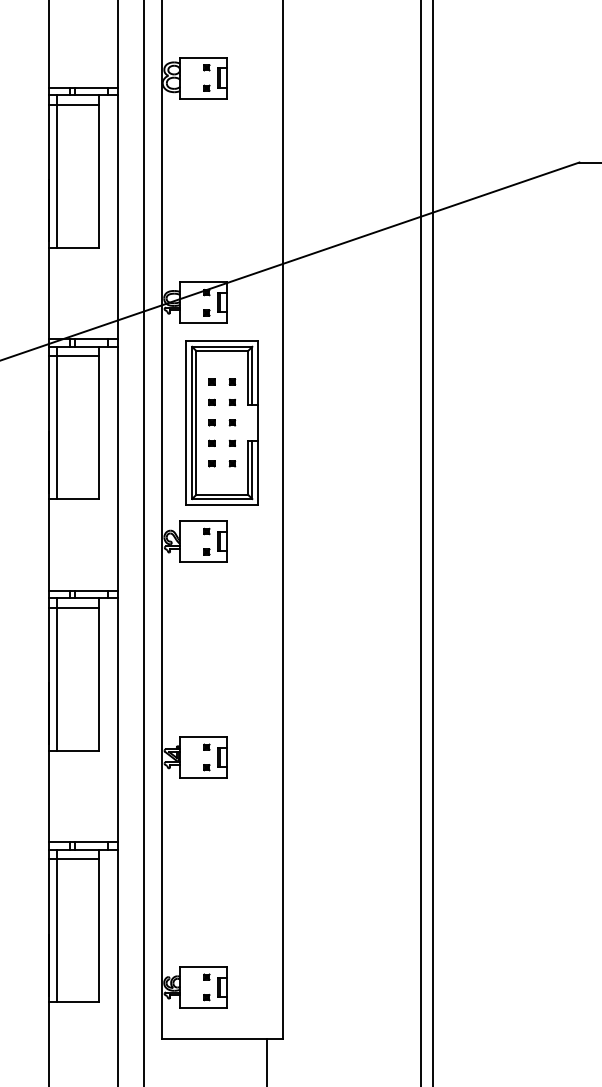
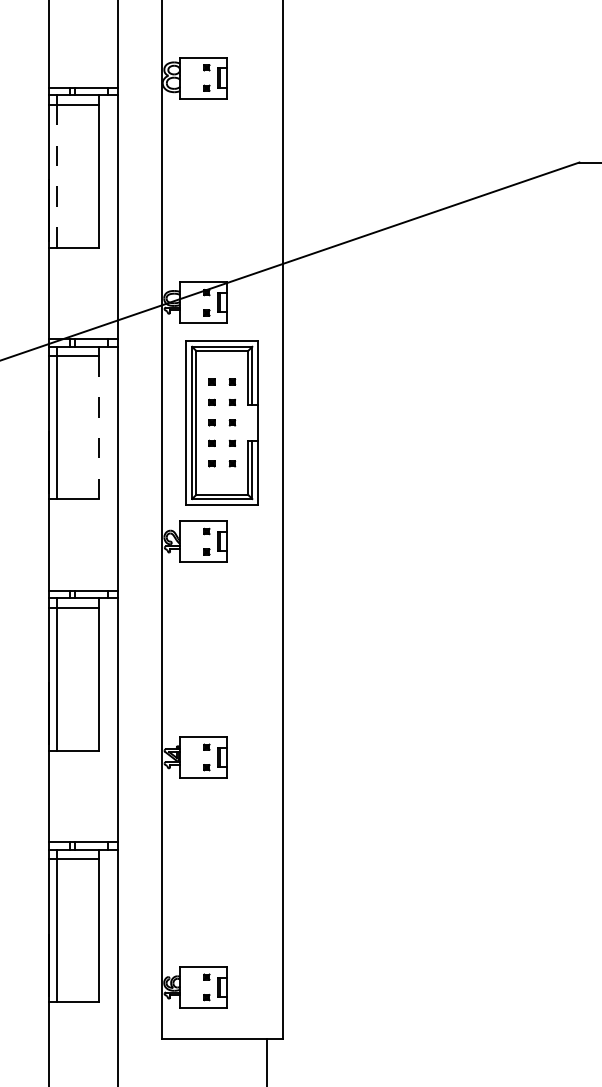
line: solid -> dashed (56, 176)
line: solid -> dashed (98, 427)
line: present -> none (143, 542)
line: present -> none (421, 542)
line: present -> none (433, 542)
